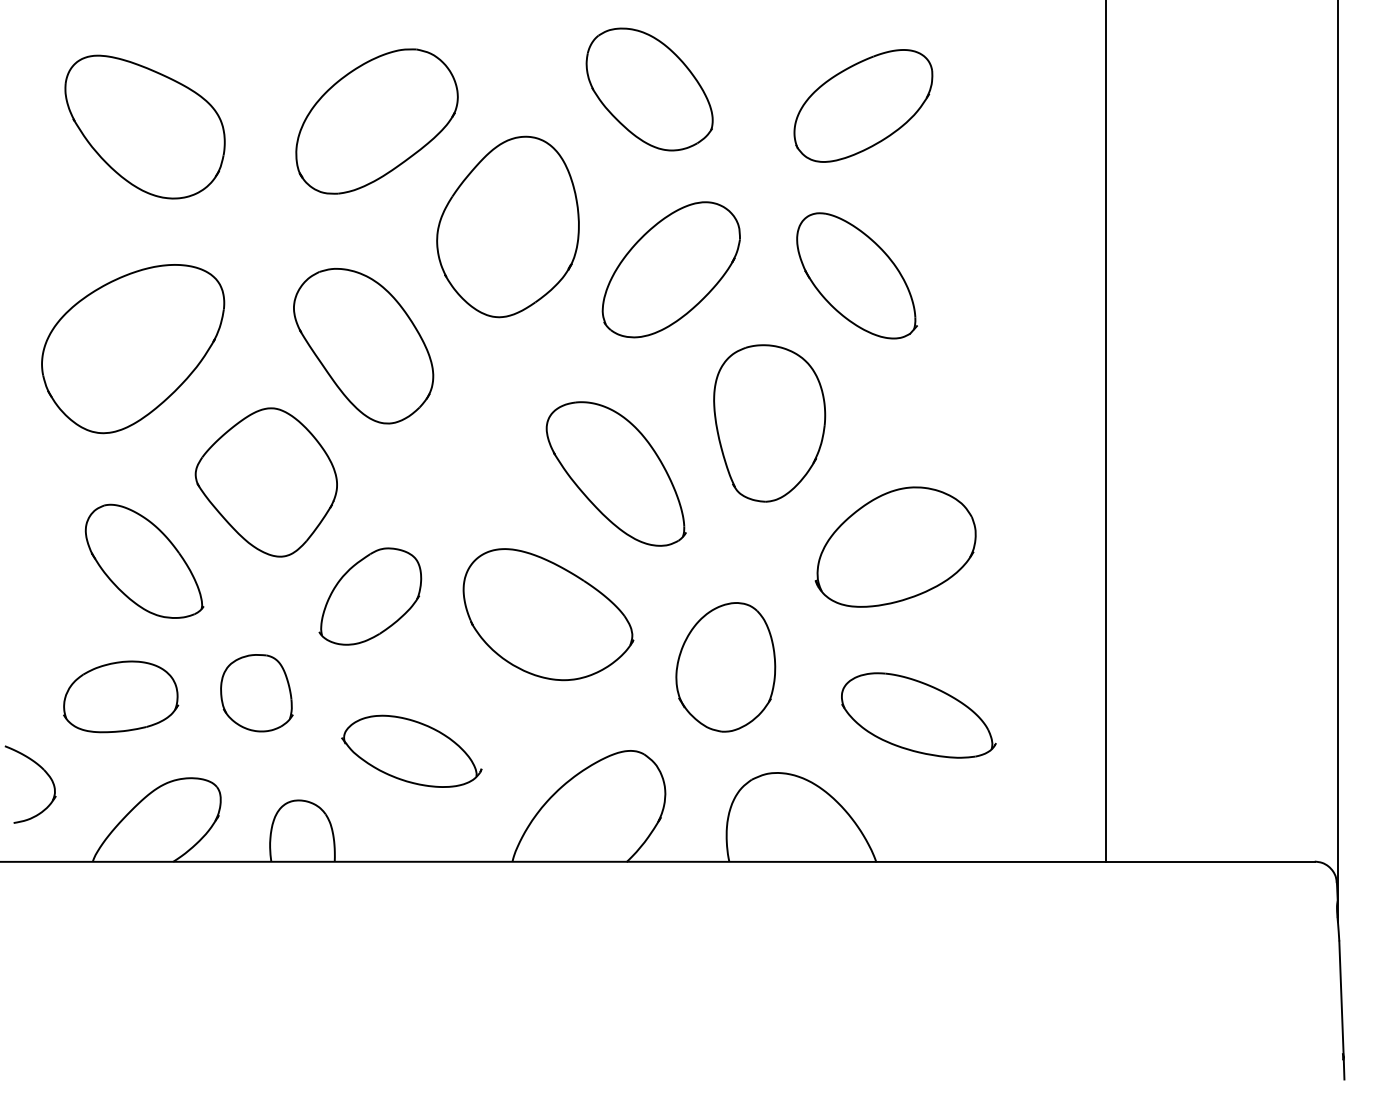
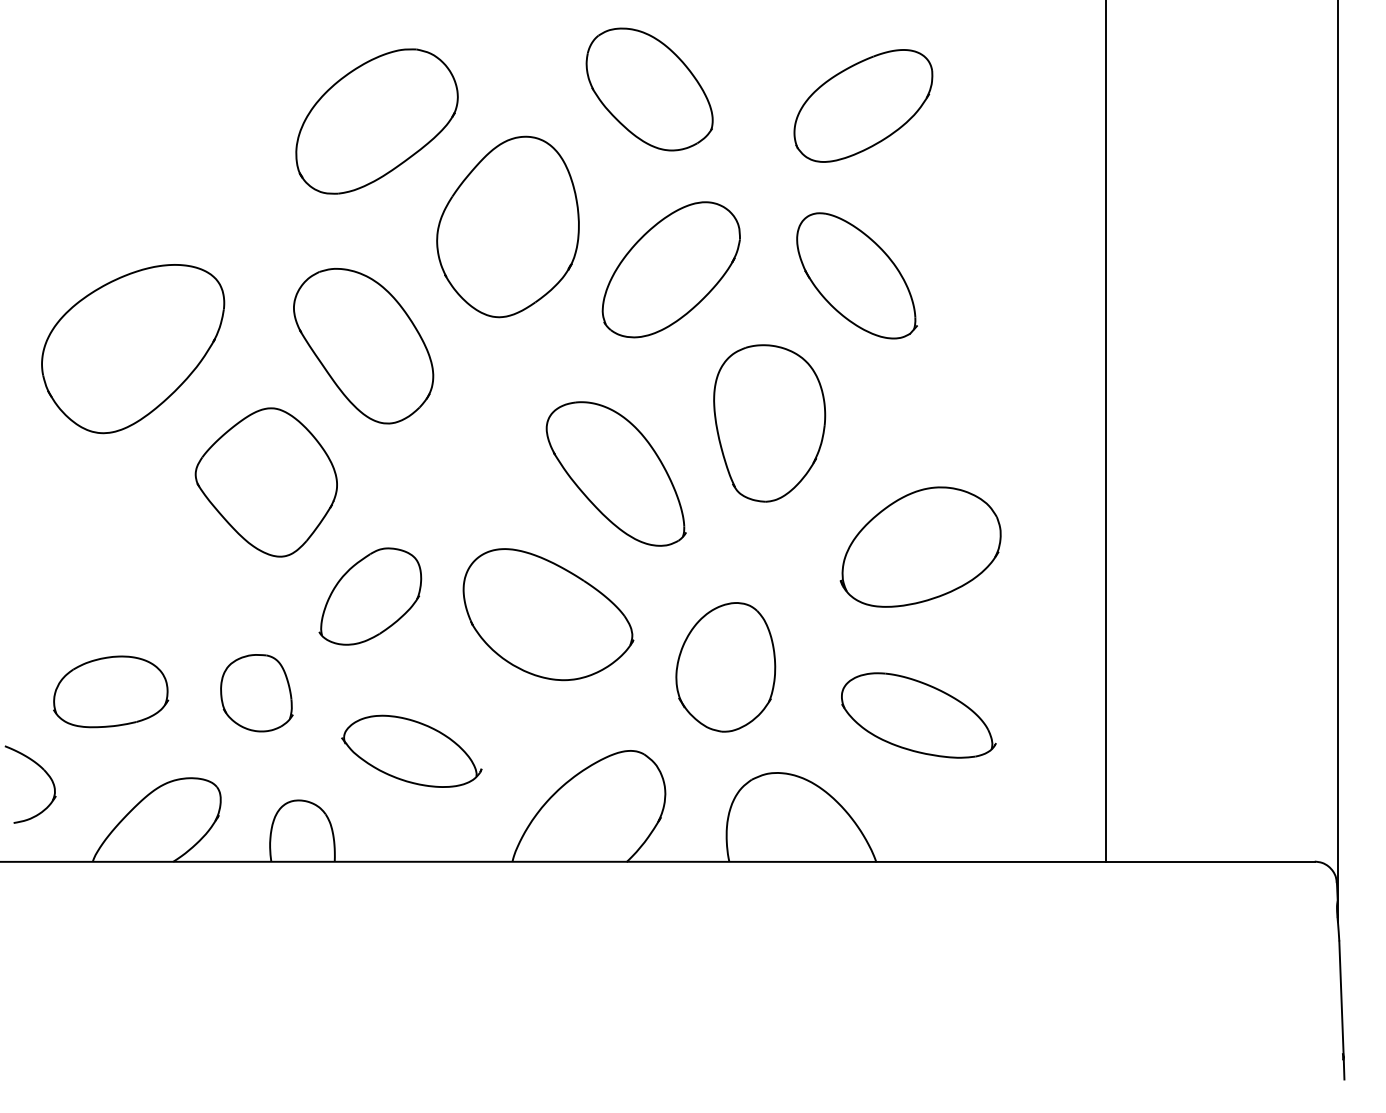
part: present -> none (144, 126)
part position: (895, 546) -> (920, 546) (920, 546)
part: present -> none (144, 560)
part position: (121, 696) -> (111, 691) (111, 691)
